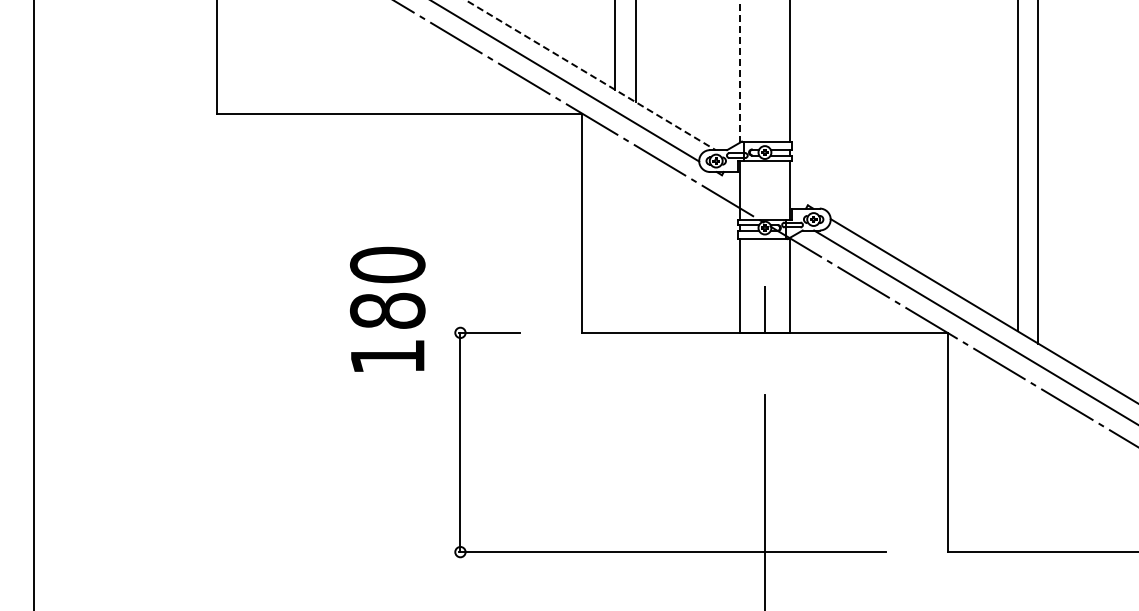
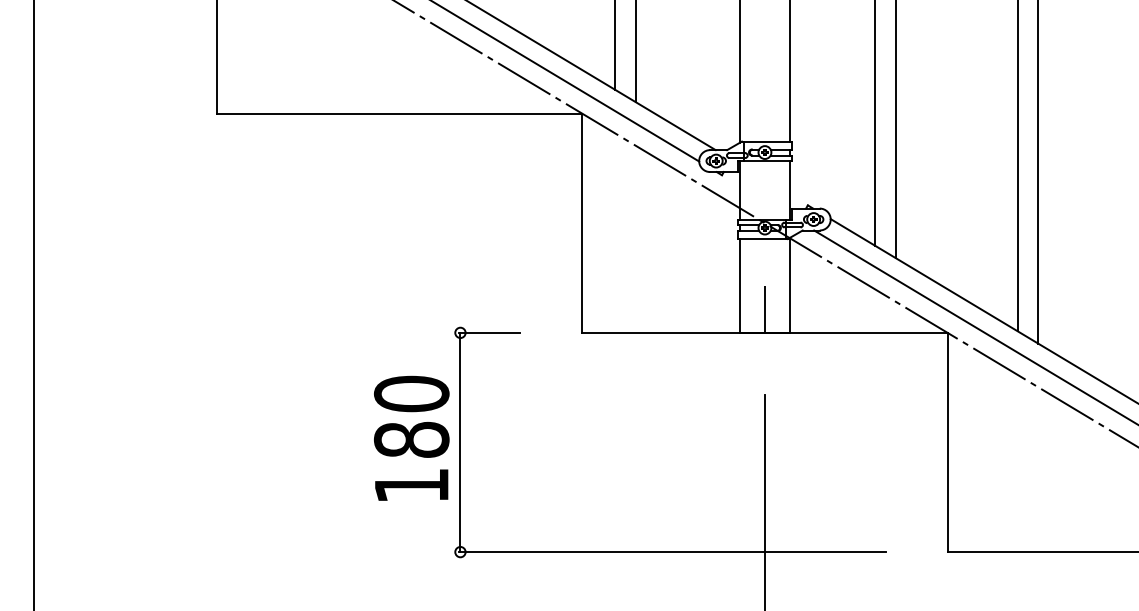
line: dashed -> solid (740, 71)
line: dashed -> solid (590, 75)
line: none -> present (875, 123)
line: none -> present (895, 130)
text position: (387, 308) -> (411, 437) (411, 437)
